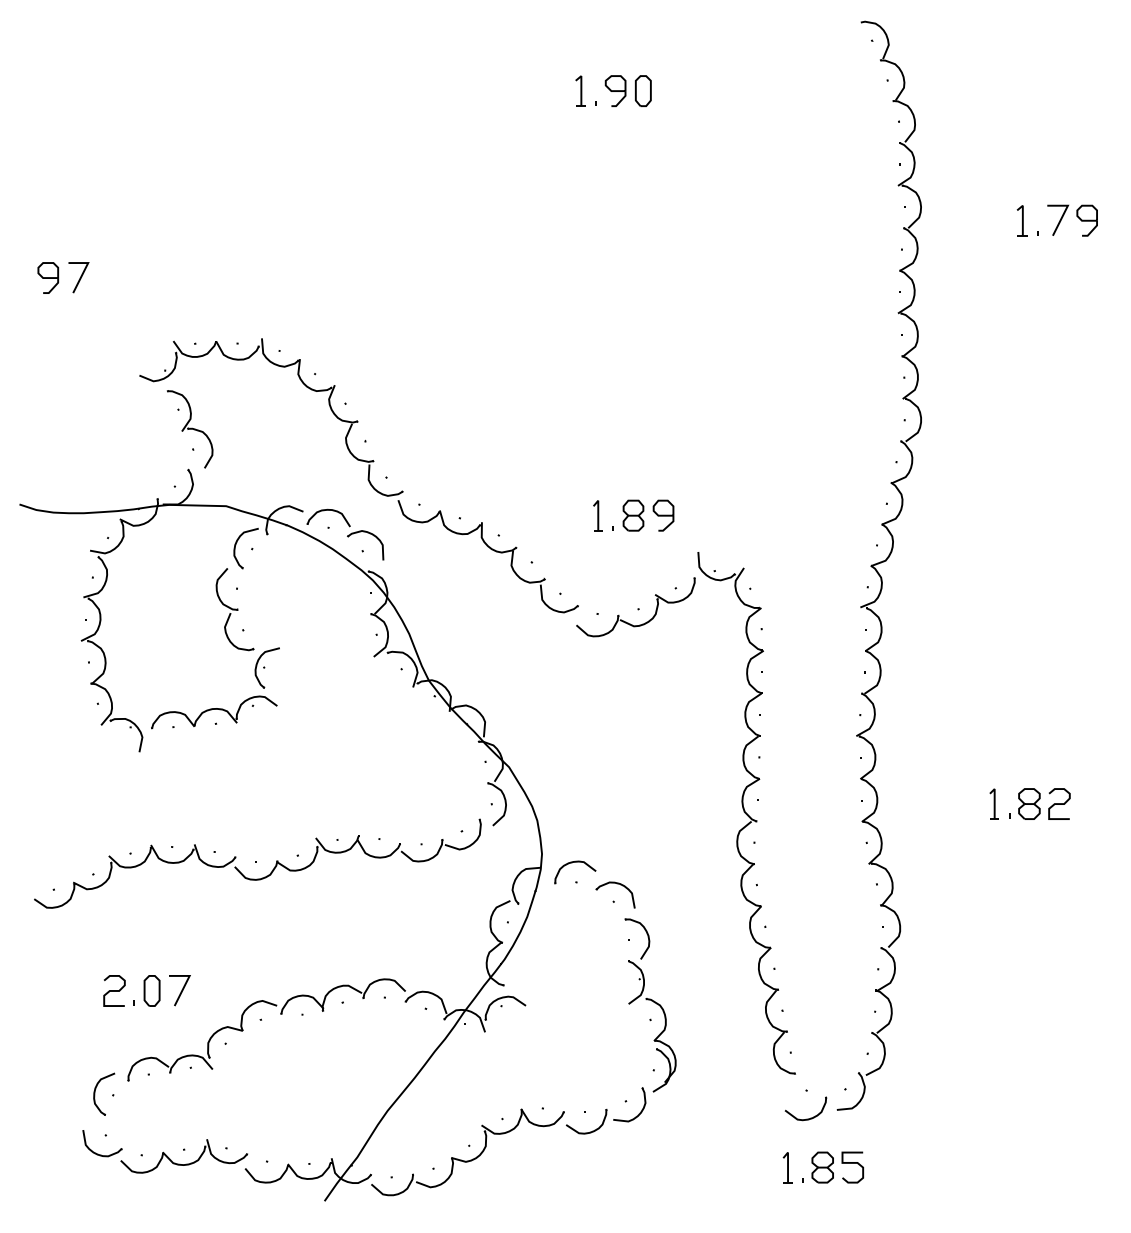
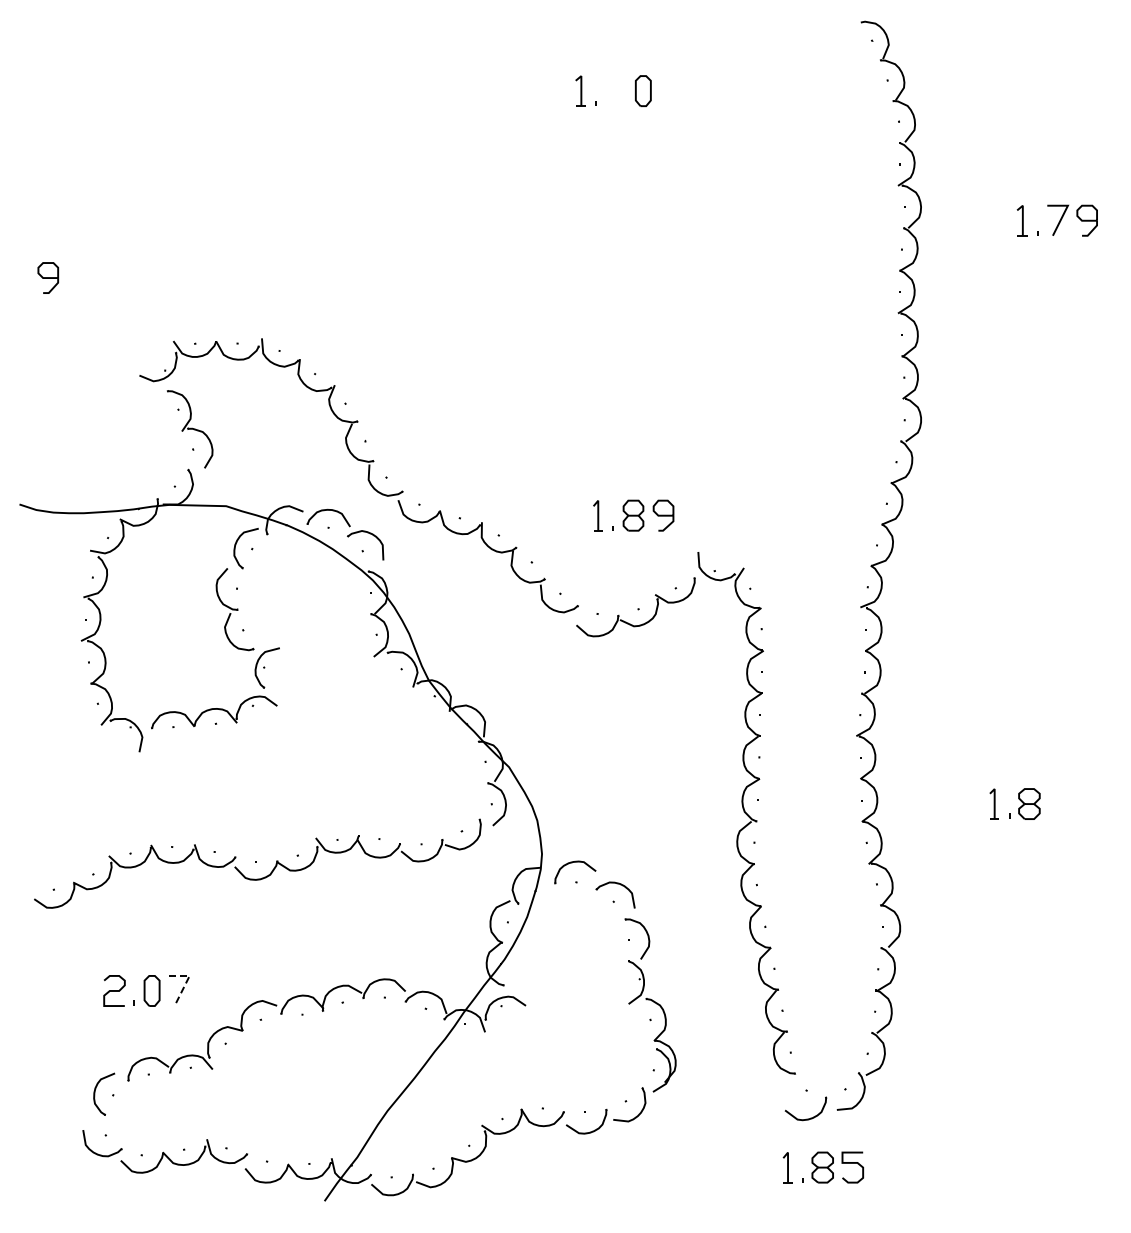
part: present -> none (615, 90)
line: present -> none (79, 278)
curve: present -> none (1059, 803)
line: solid -> dashed (187, 981)
